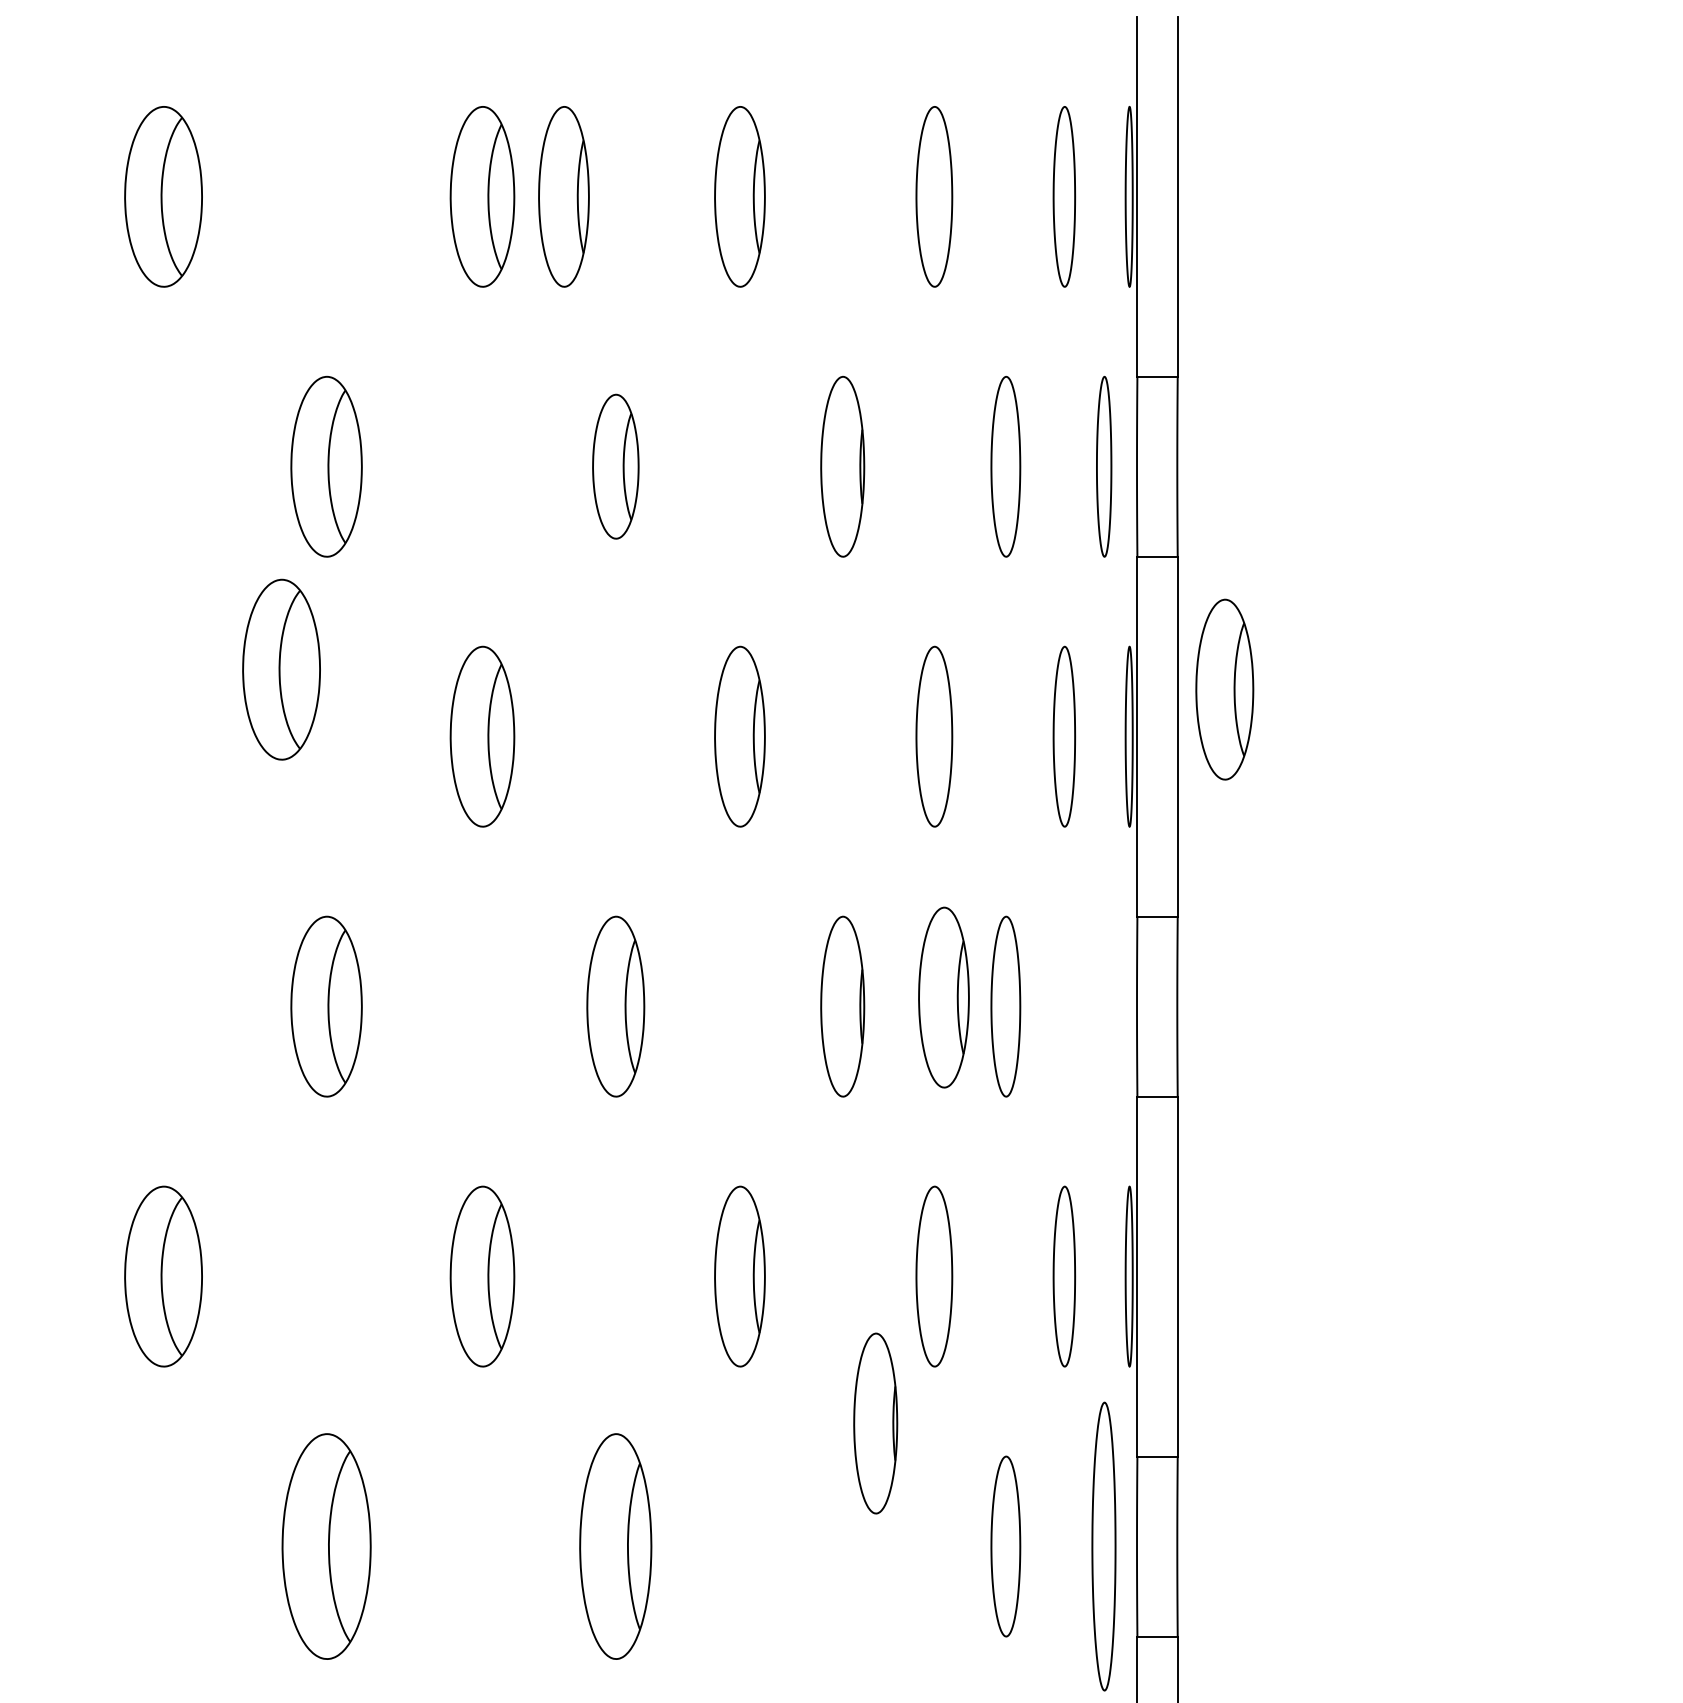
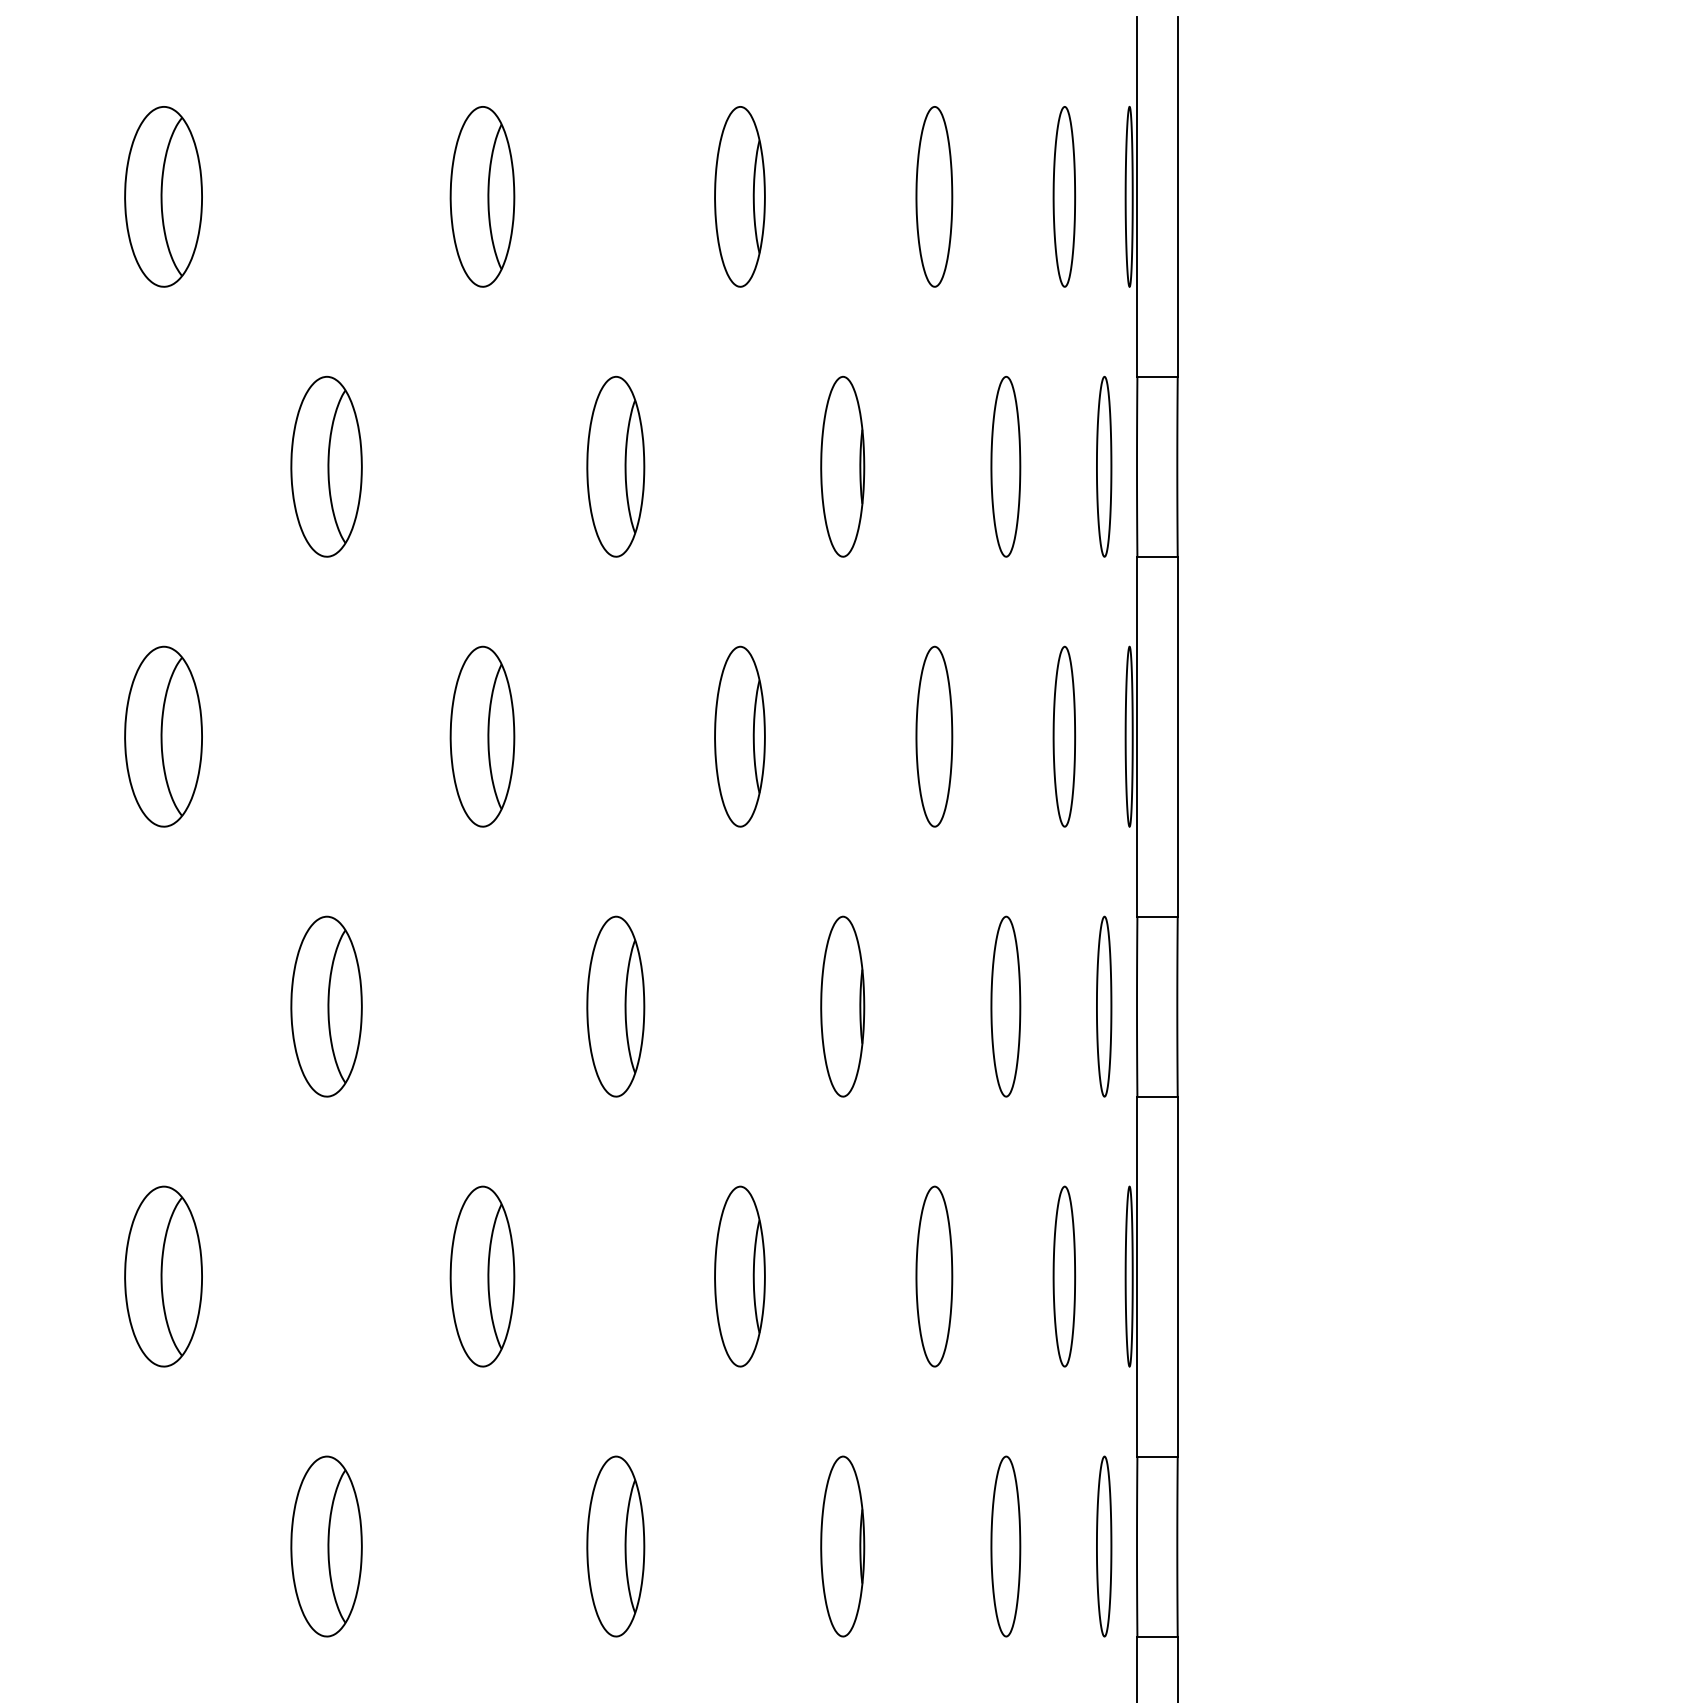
part: present -> none (563, 196)
part size: 48x147 px -> 60x183 px (615, 466)
part position: (281, 669) -> (163, 736) (163, 736)
part: present -> none (1224, 689)
part: present -> none (943, 997)
part: none -> present (1104, 1006)
part position: (875, 1423) -> (842, 1546) (842, 1546)
part size: 91x227 px -> 73x183 px (326, 1546)
part size: 74x227 px -> 60x183 px (615, 1546)
part size: 26x291 px -> 17x183 px (1104, 1546)
